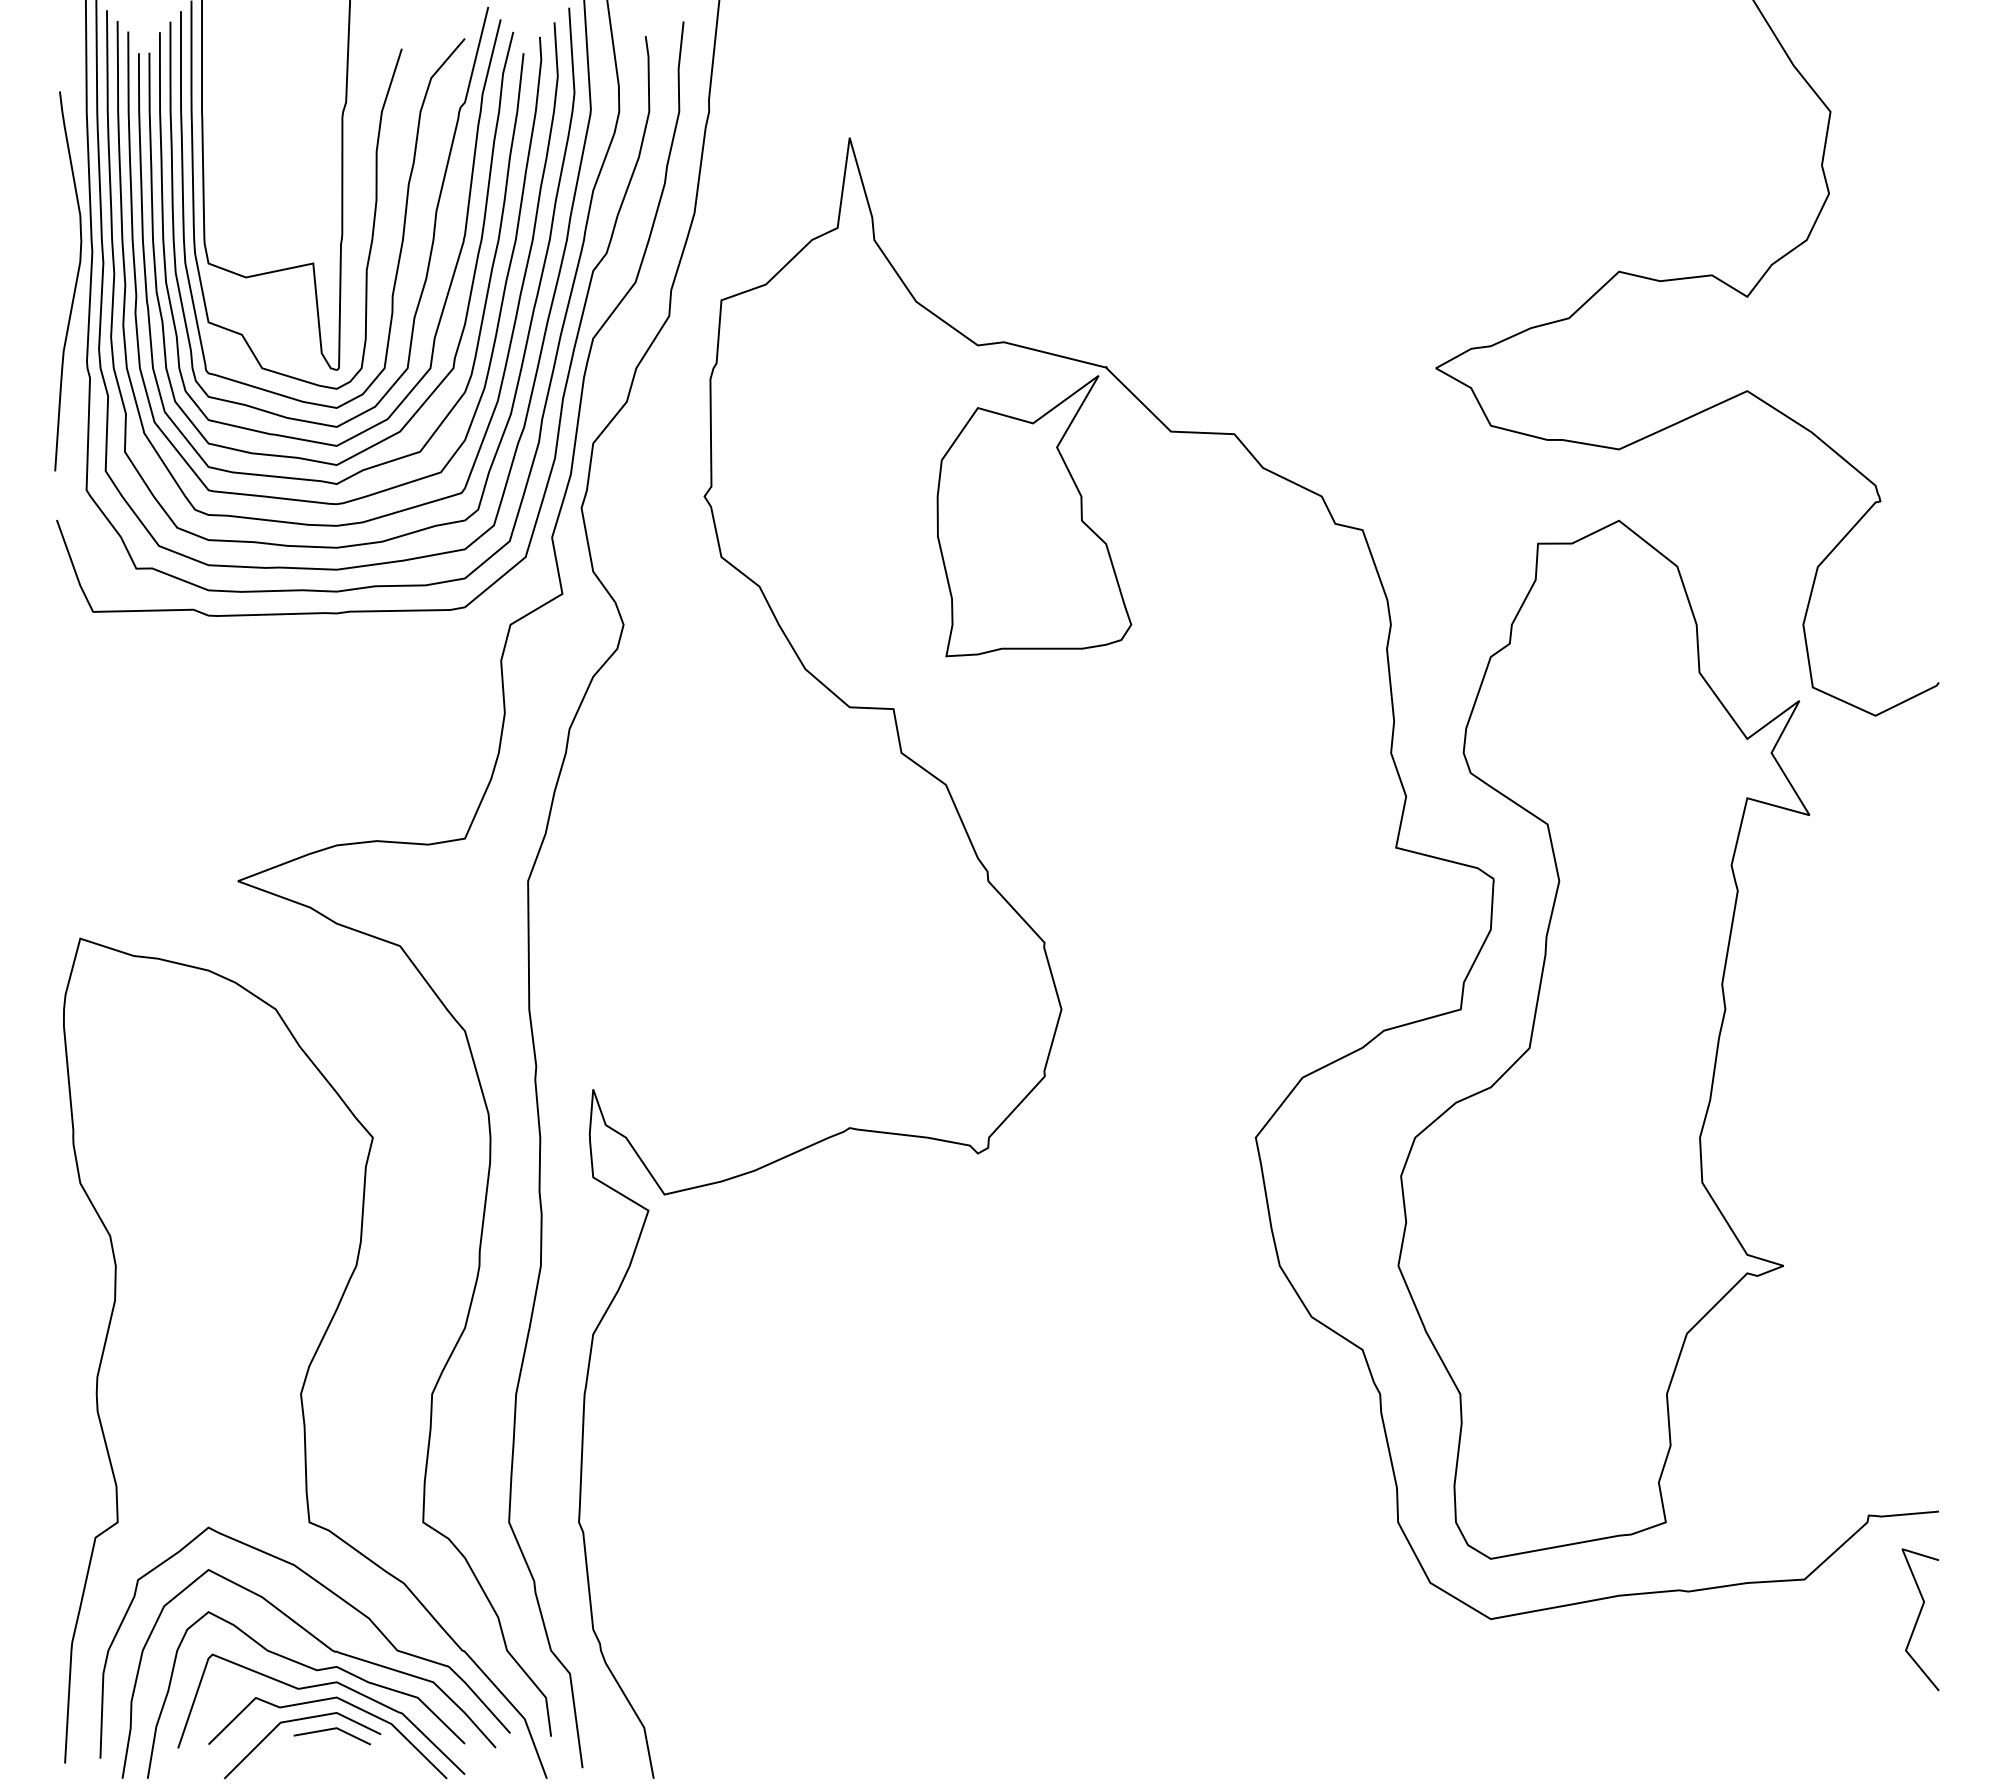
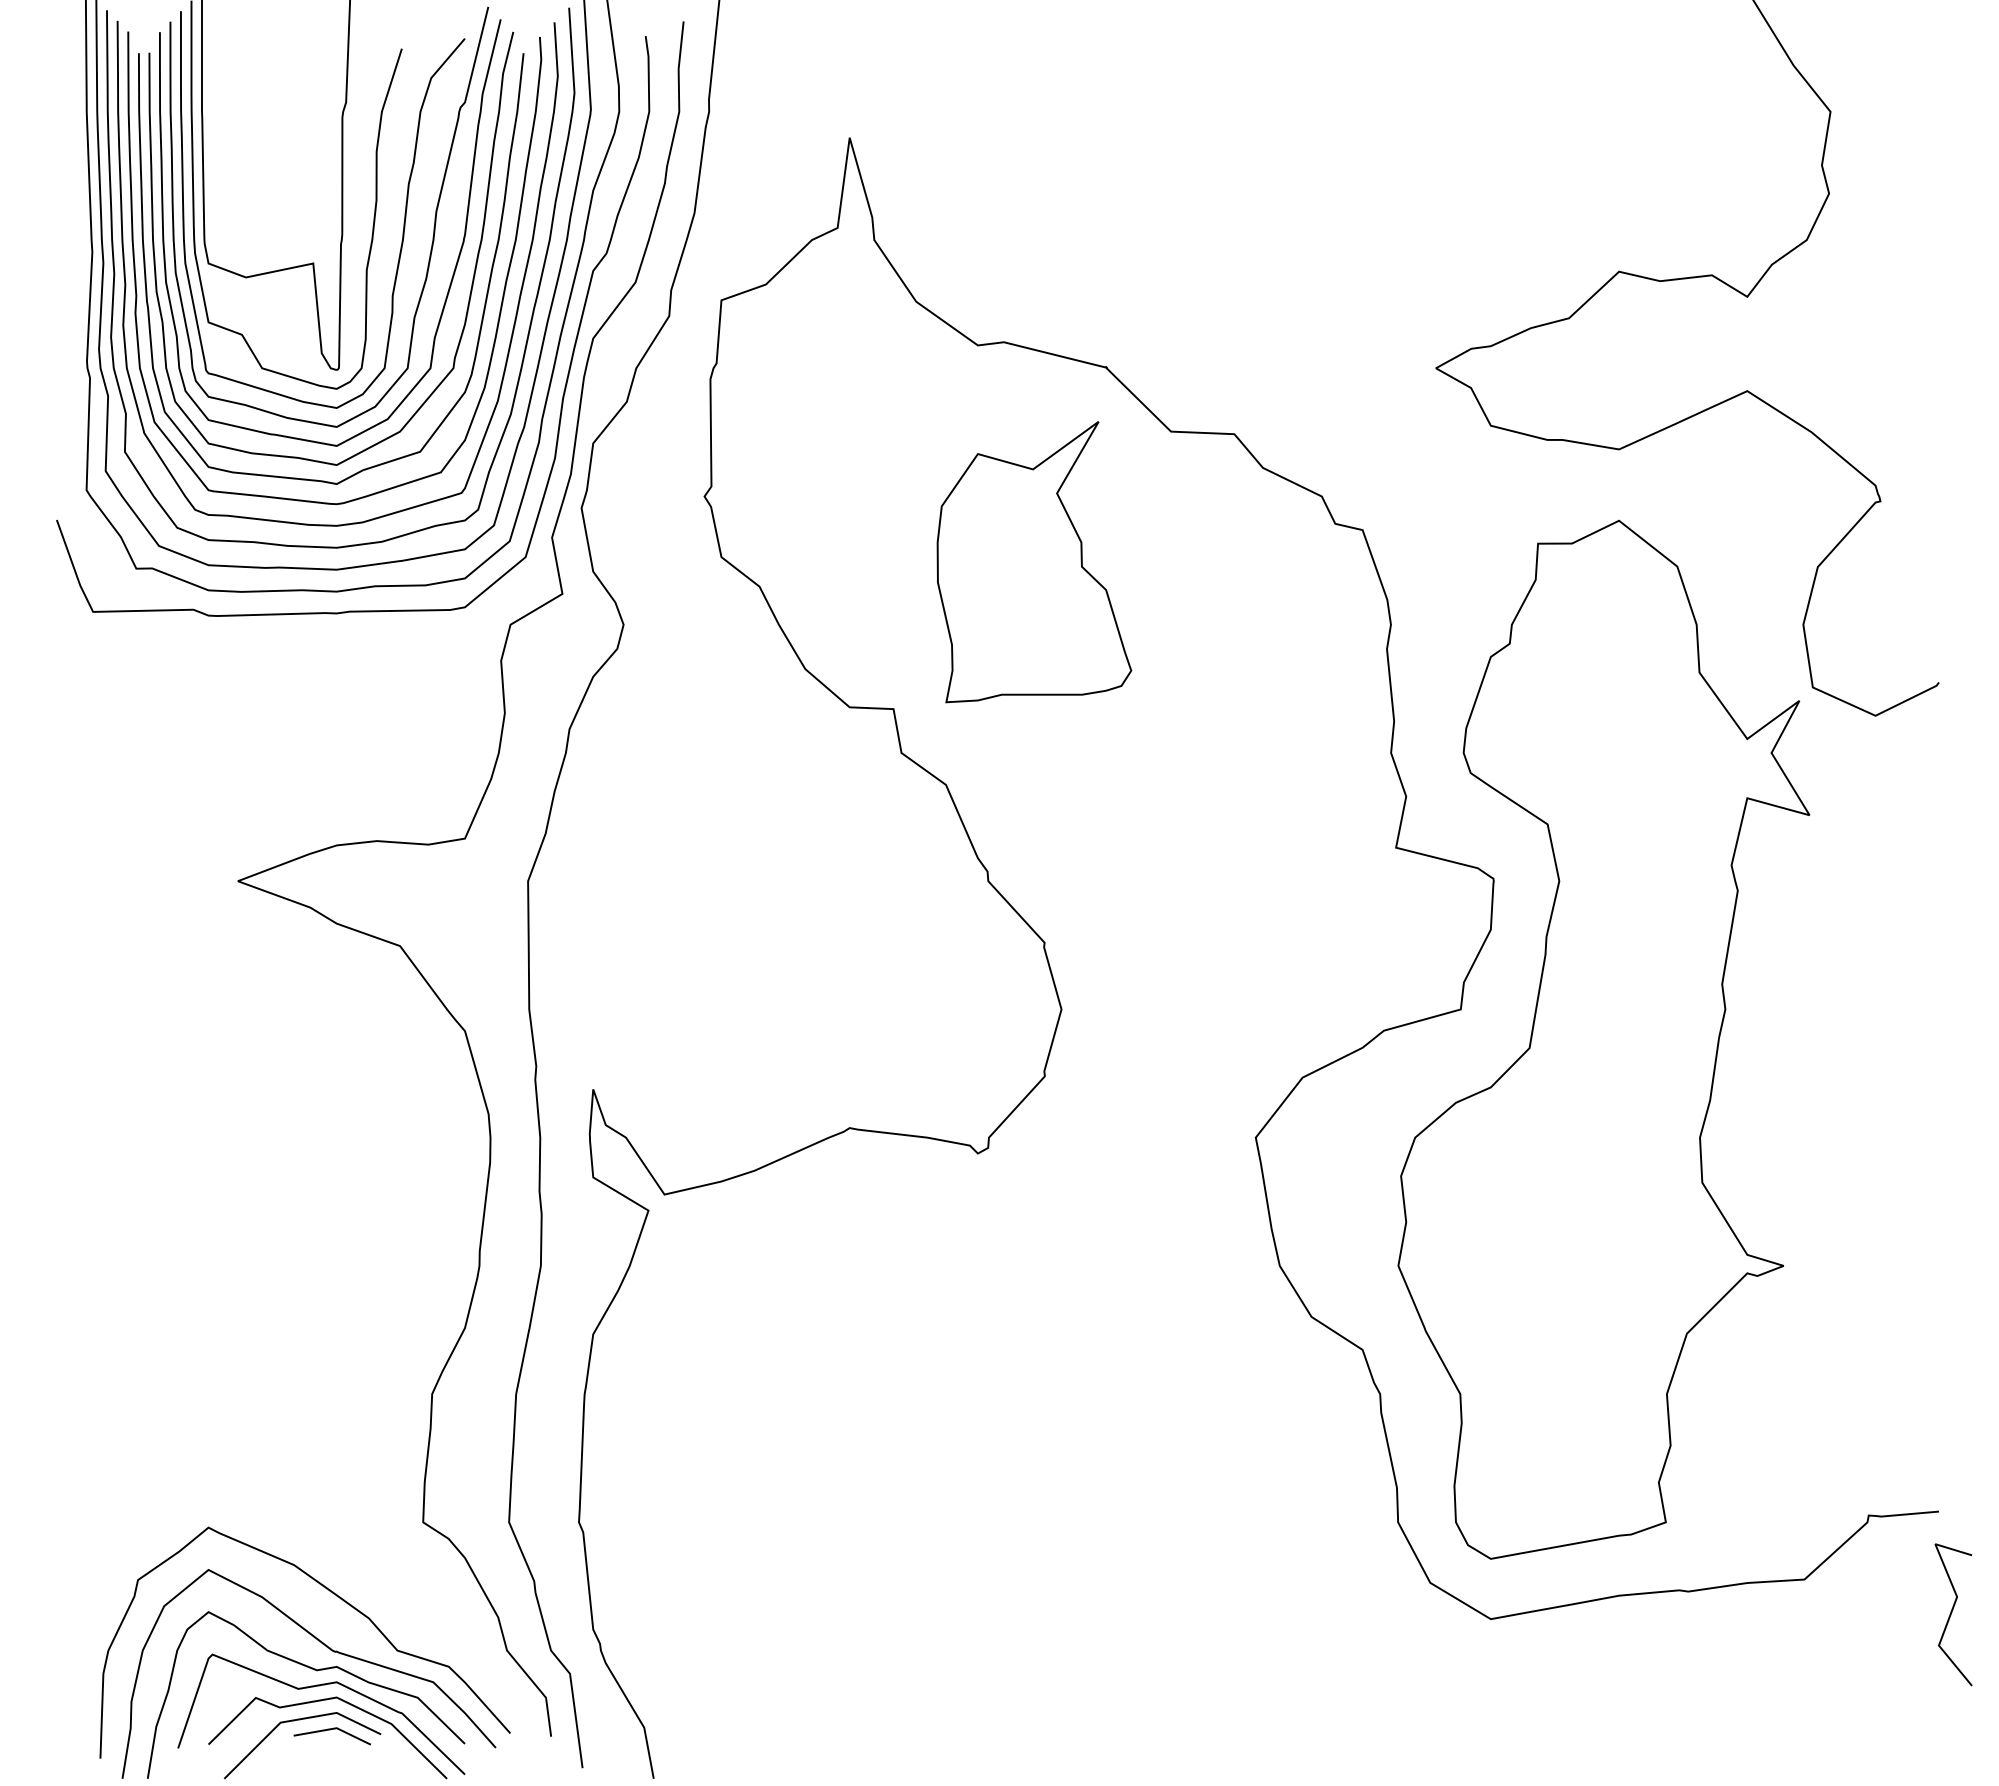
curve: present -> none (75, 281)
part position: (1034, 516) -> (1034, 562) (1034, 562)
curve: present -> none (311, 1359)
line position: (1918, 1619) -> (1951, 1614) (1951, 1614)
